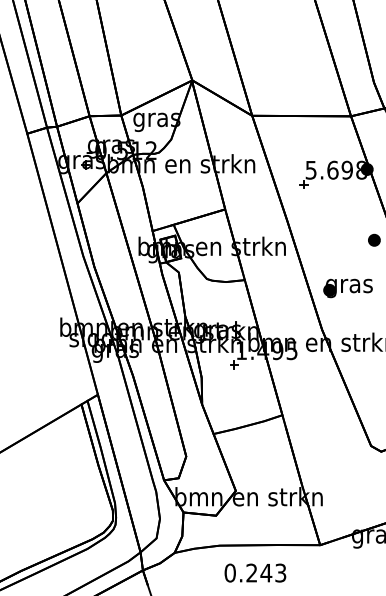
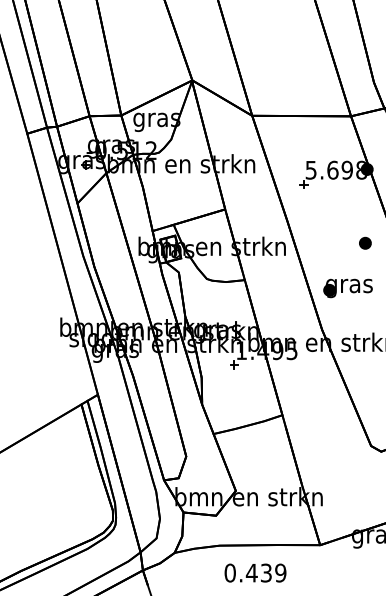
part position: (374, 239) -> (365, 242) (365, 242)
text: 0.243 -> 0.439 (265, 572)
